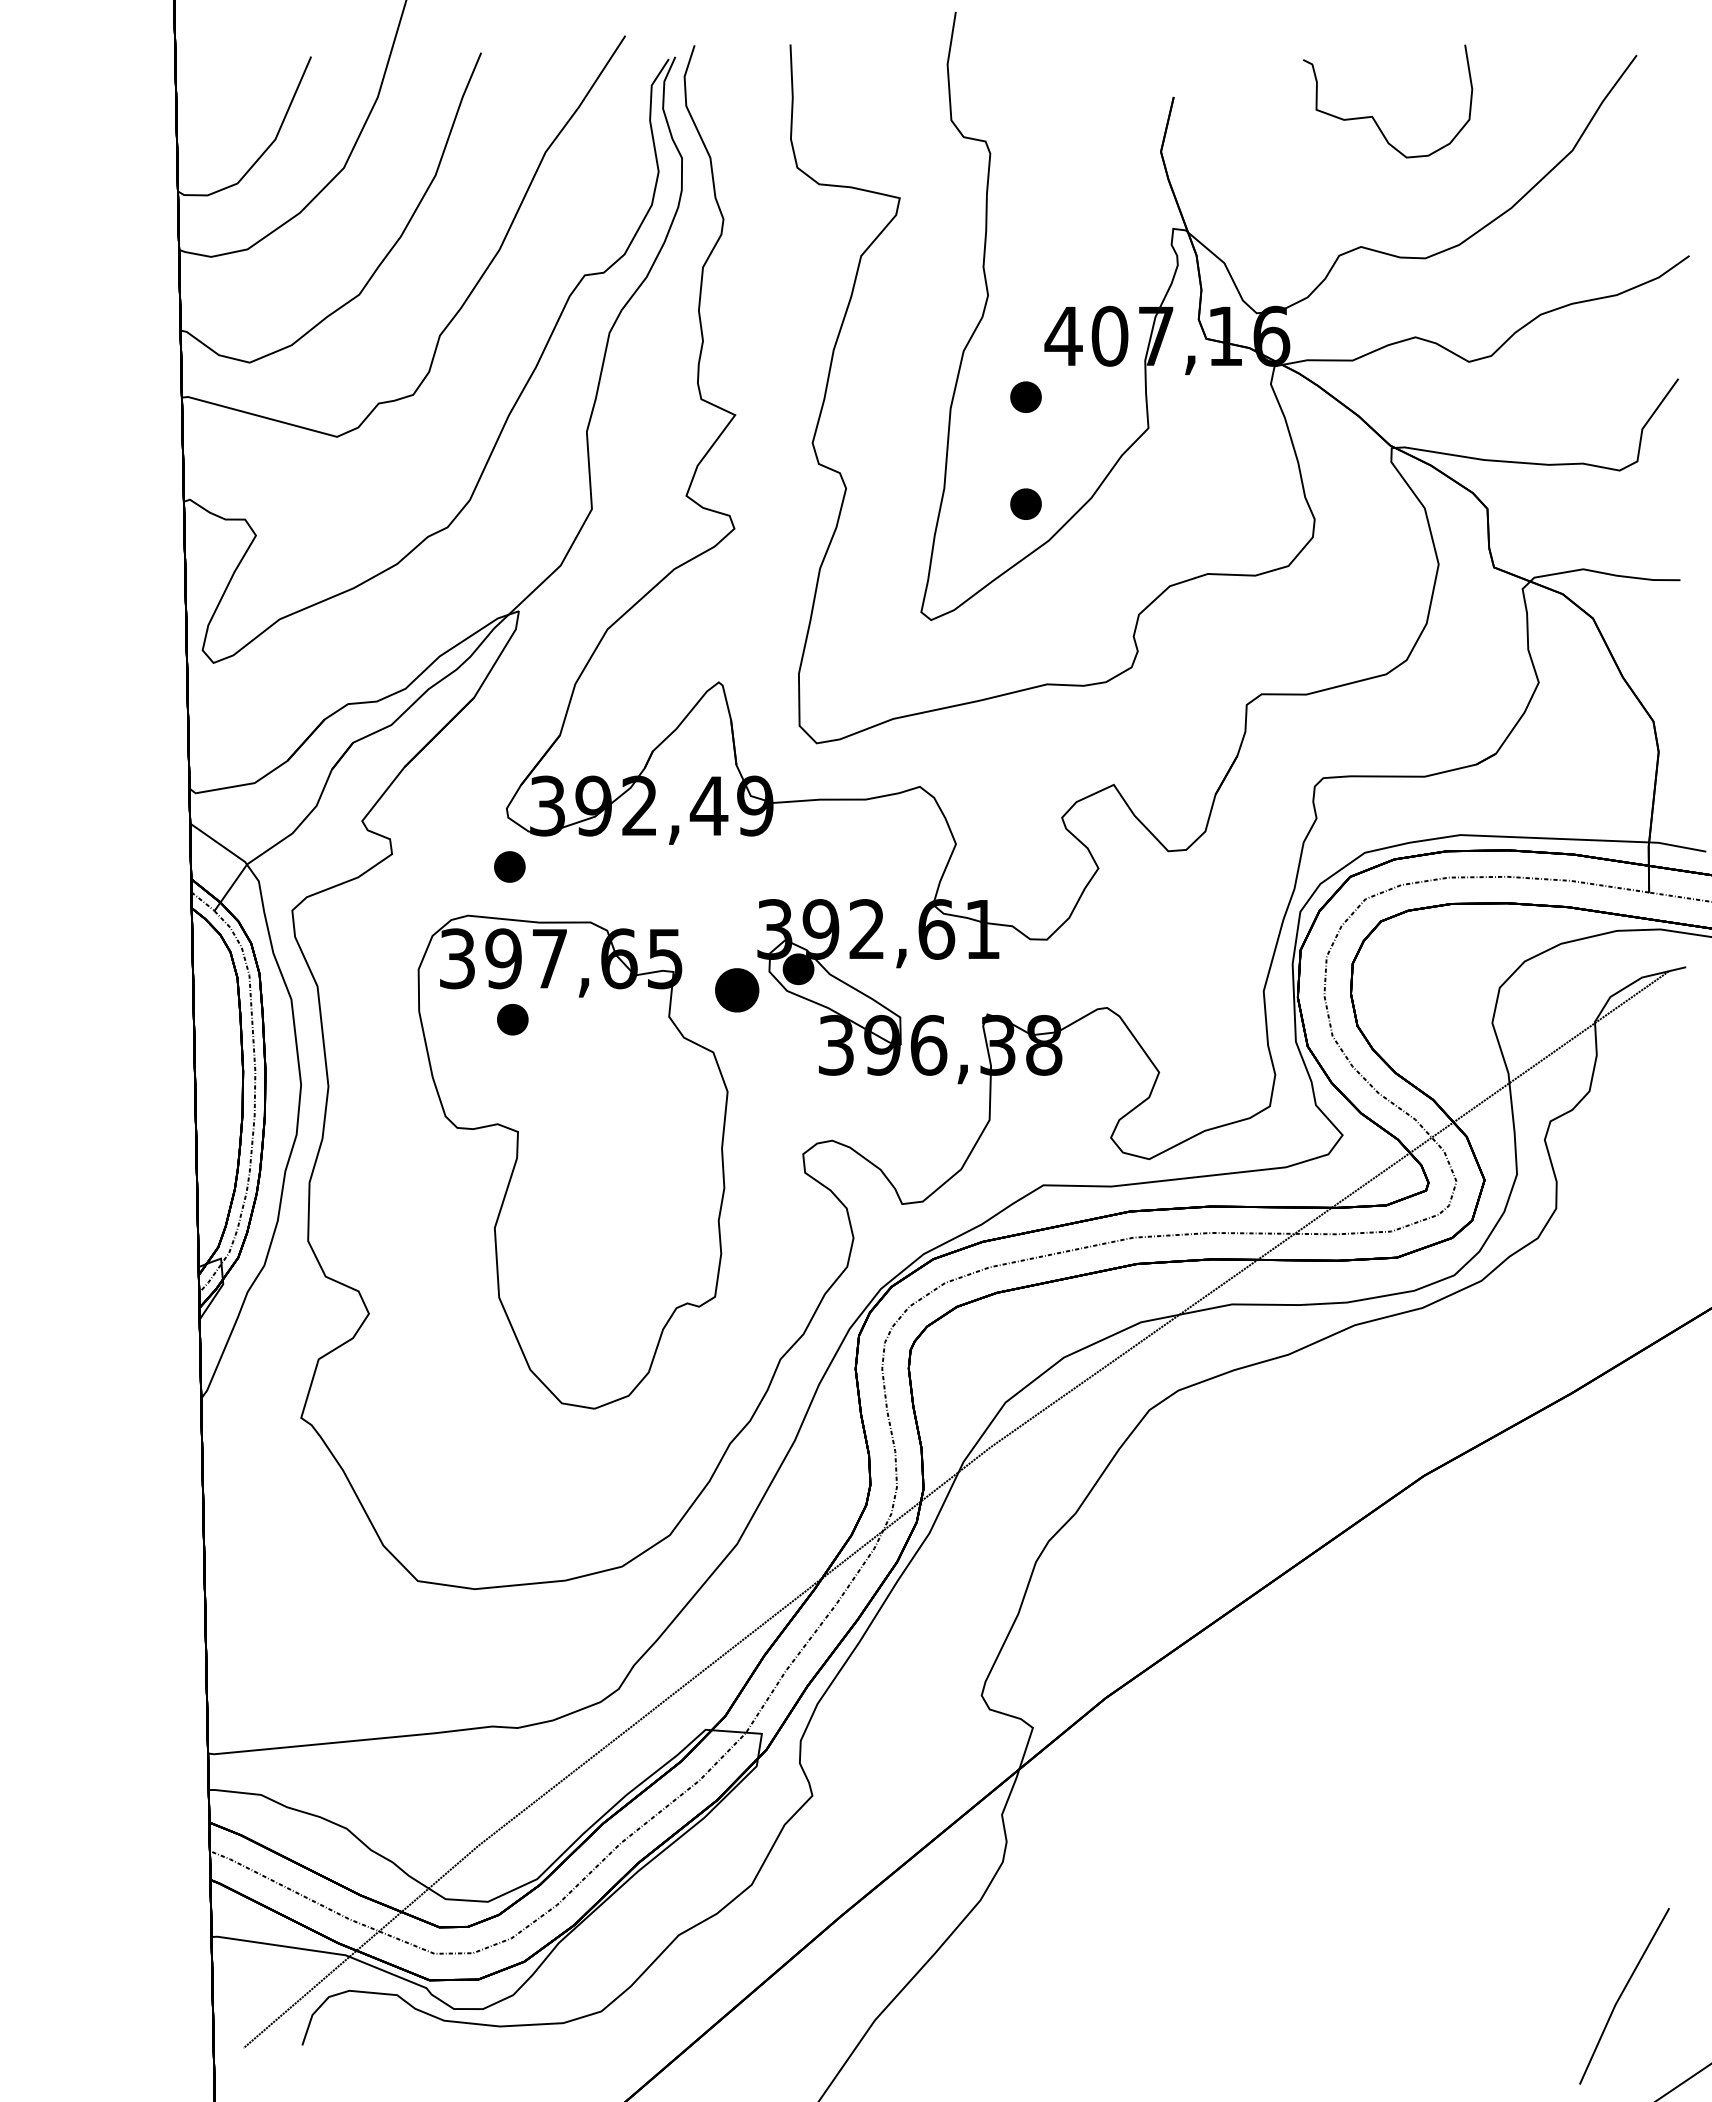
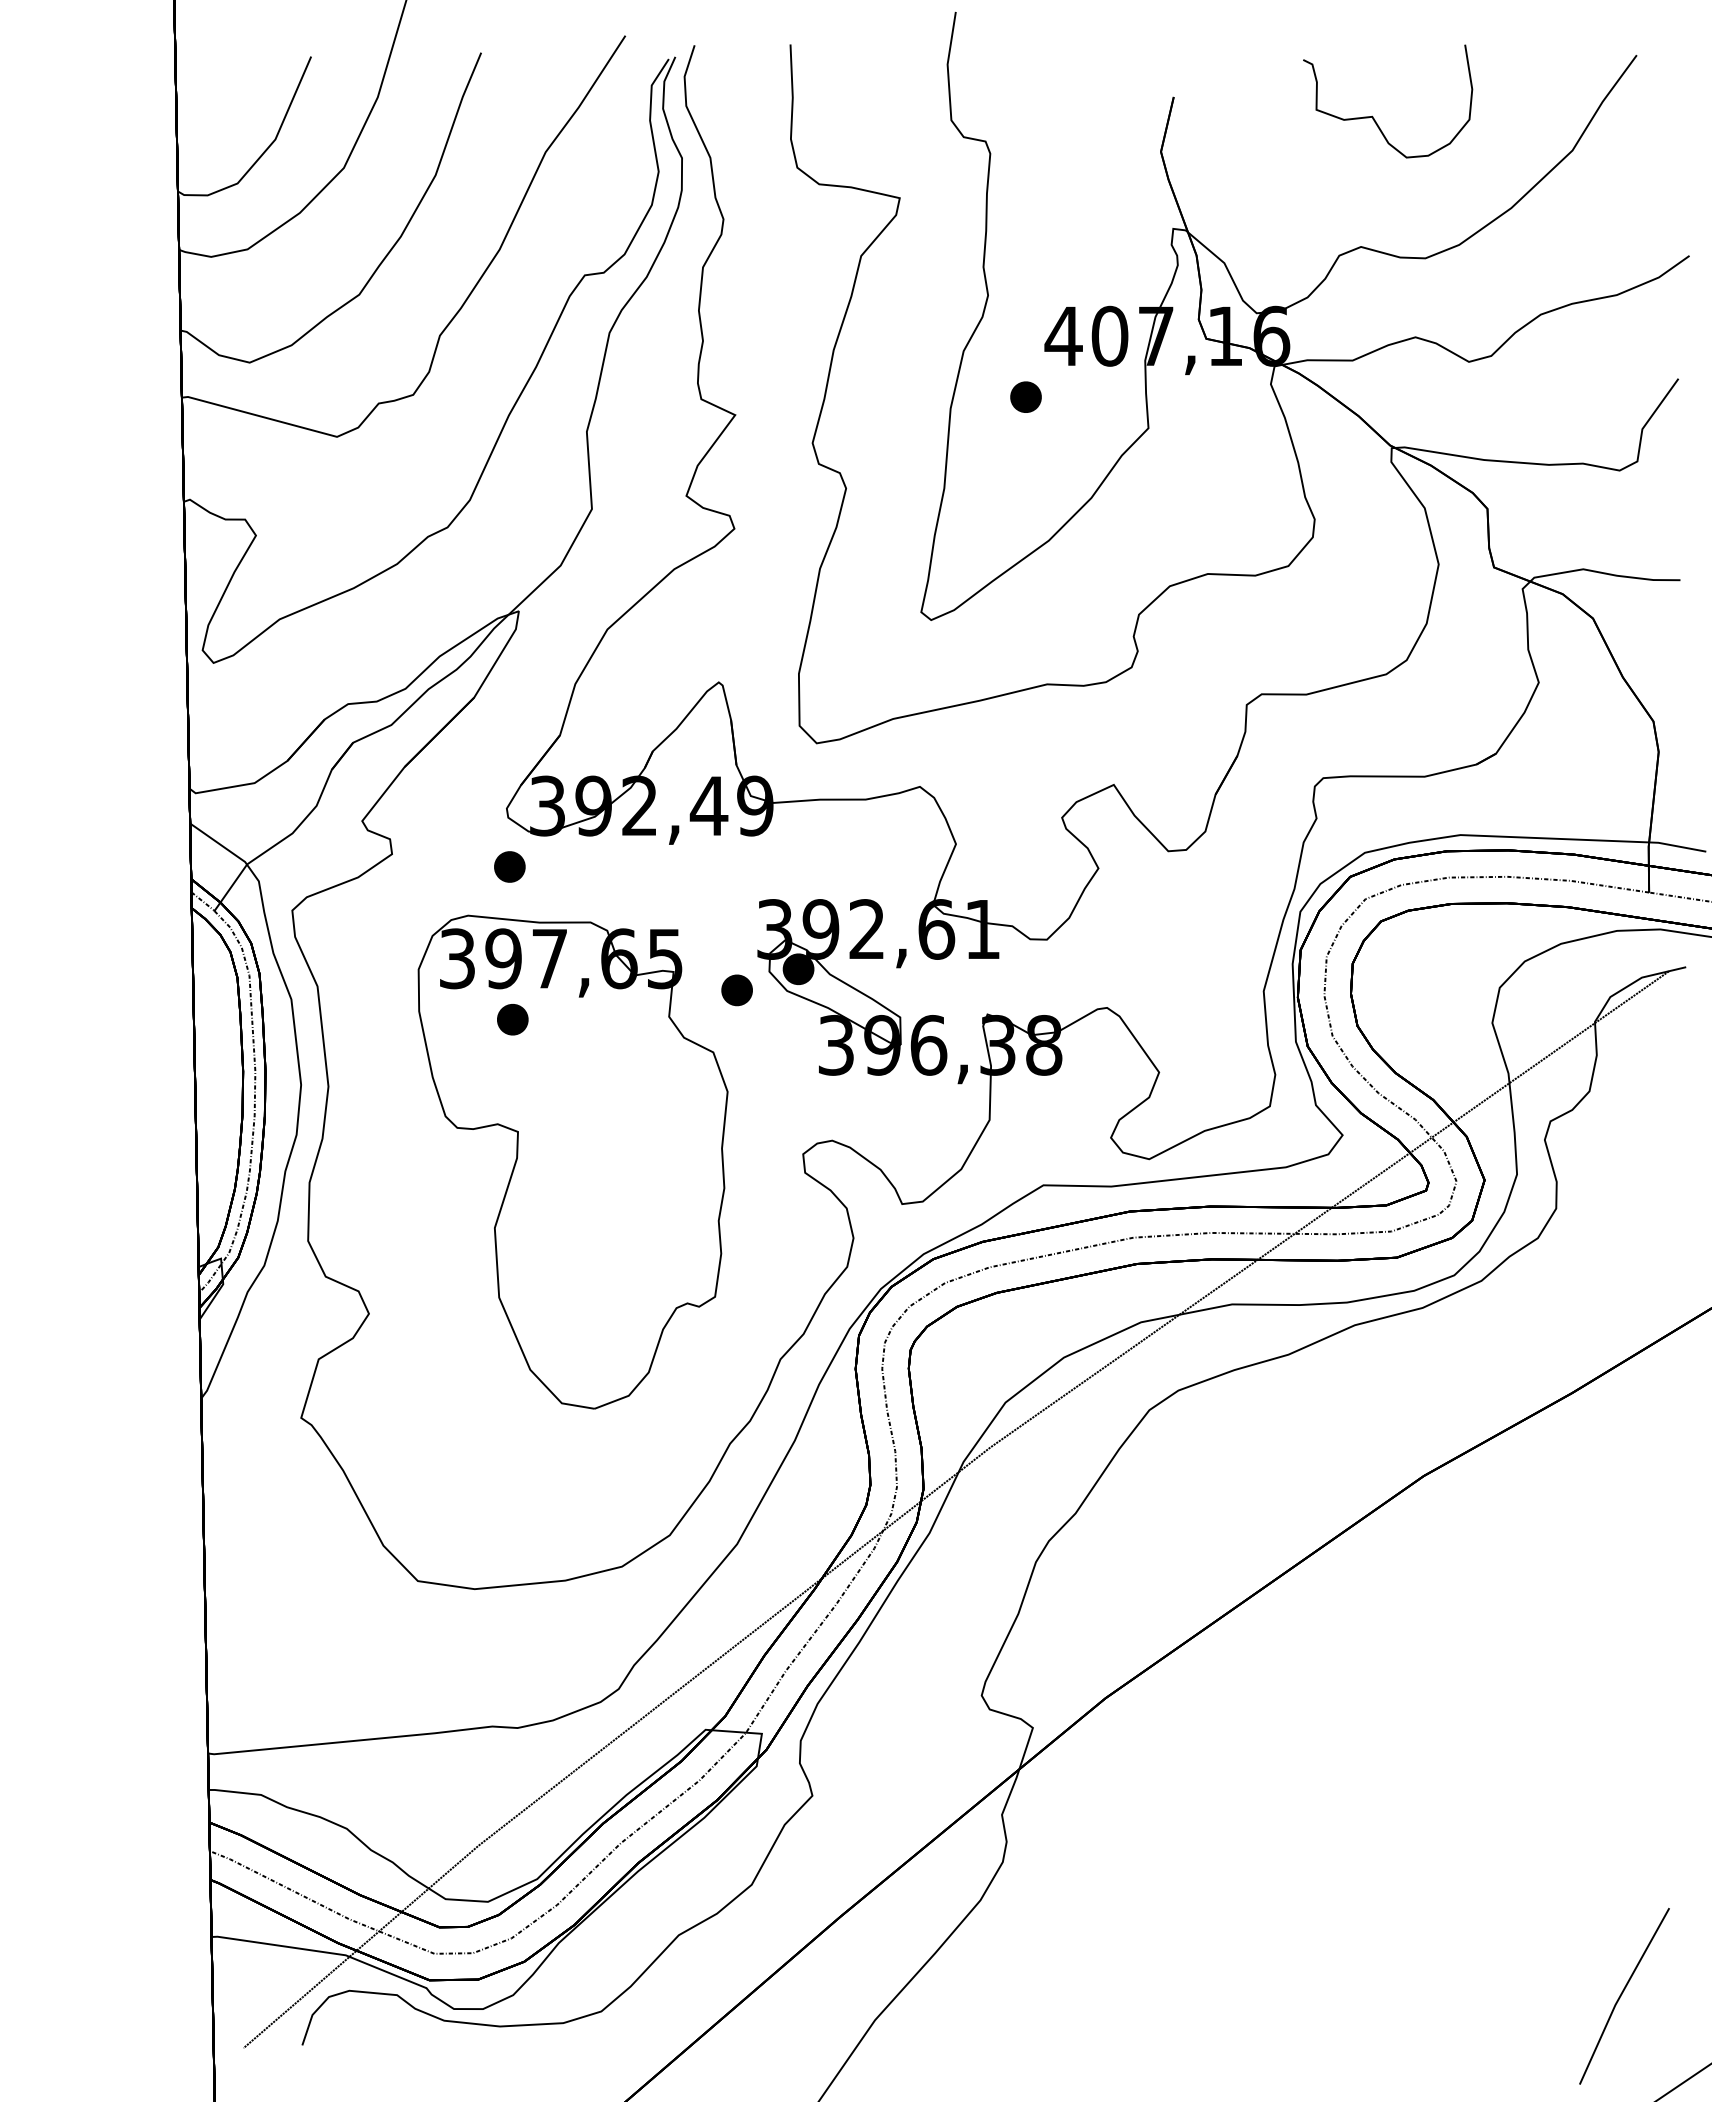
part: present -> none (1025, 503)
part size: 45x45 px -> 32x33 px (736, 990)
